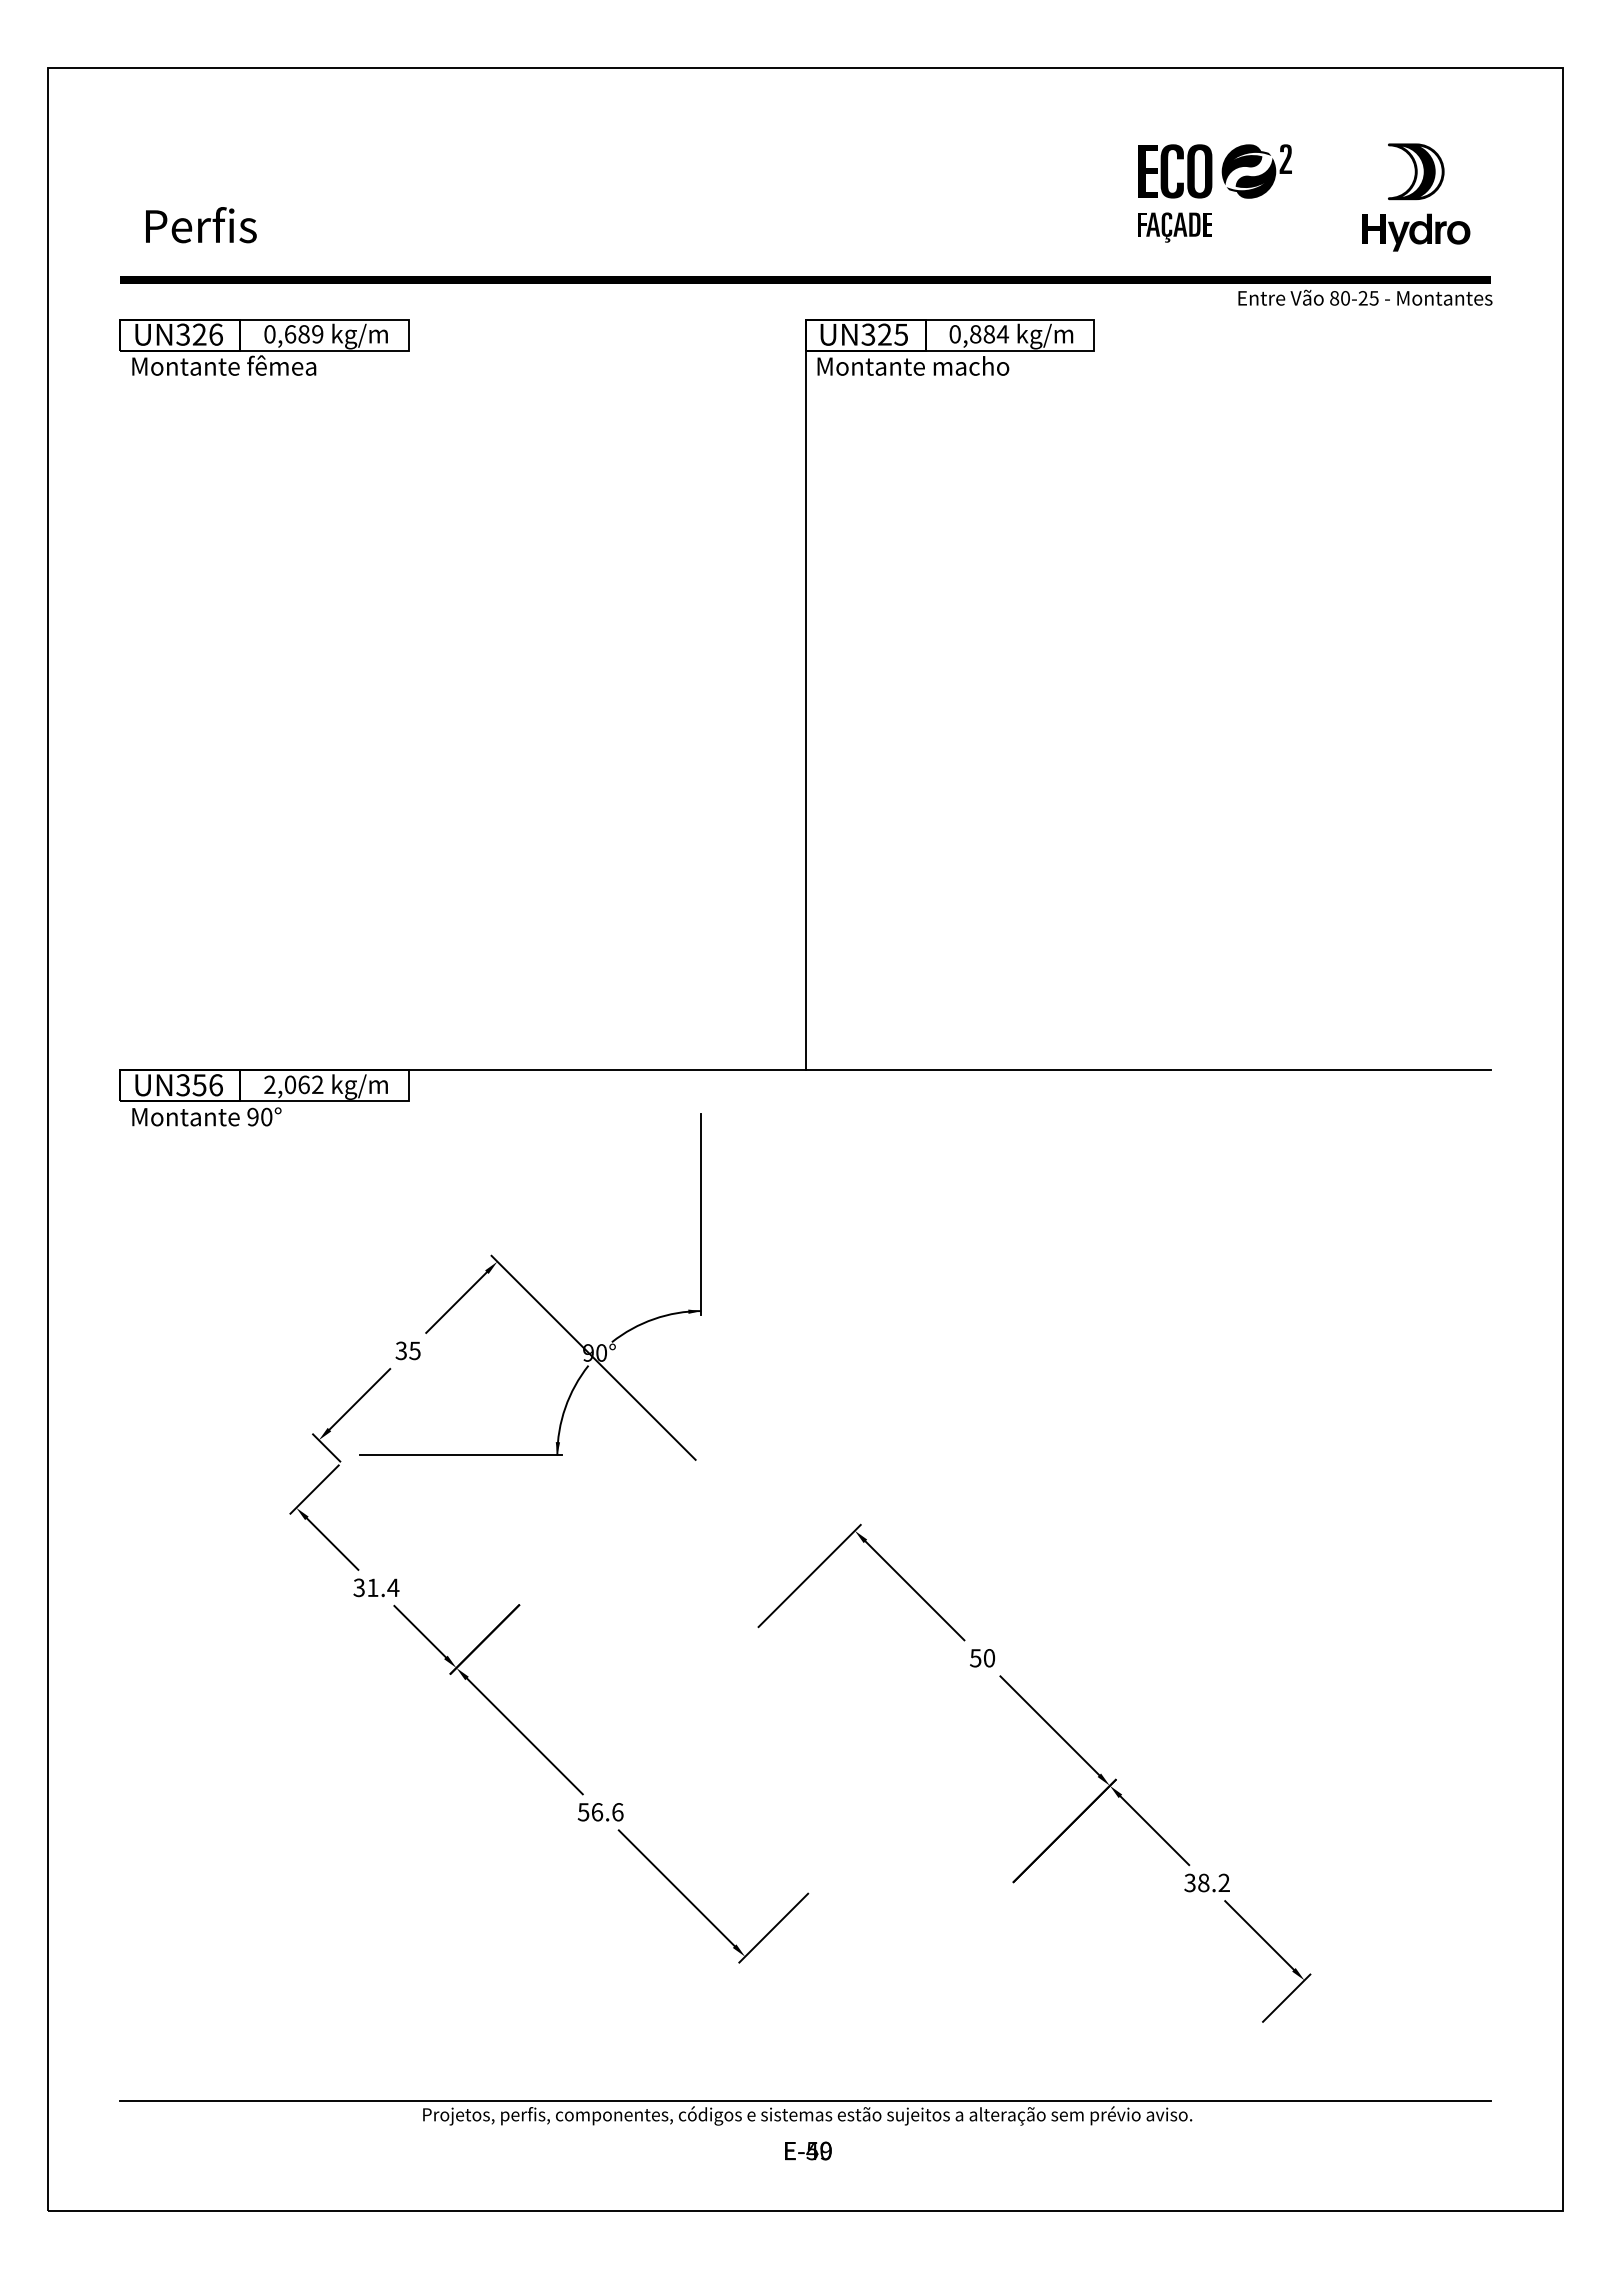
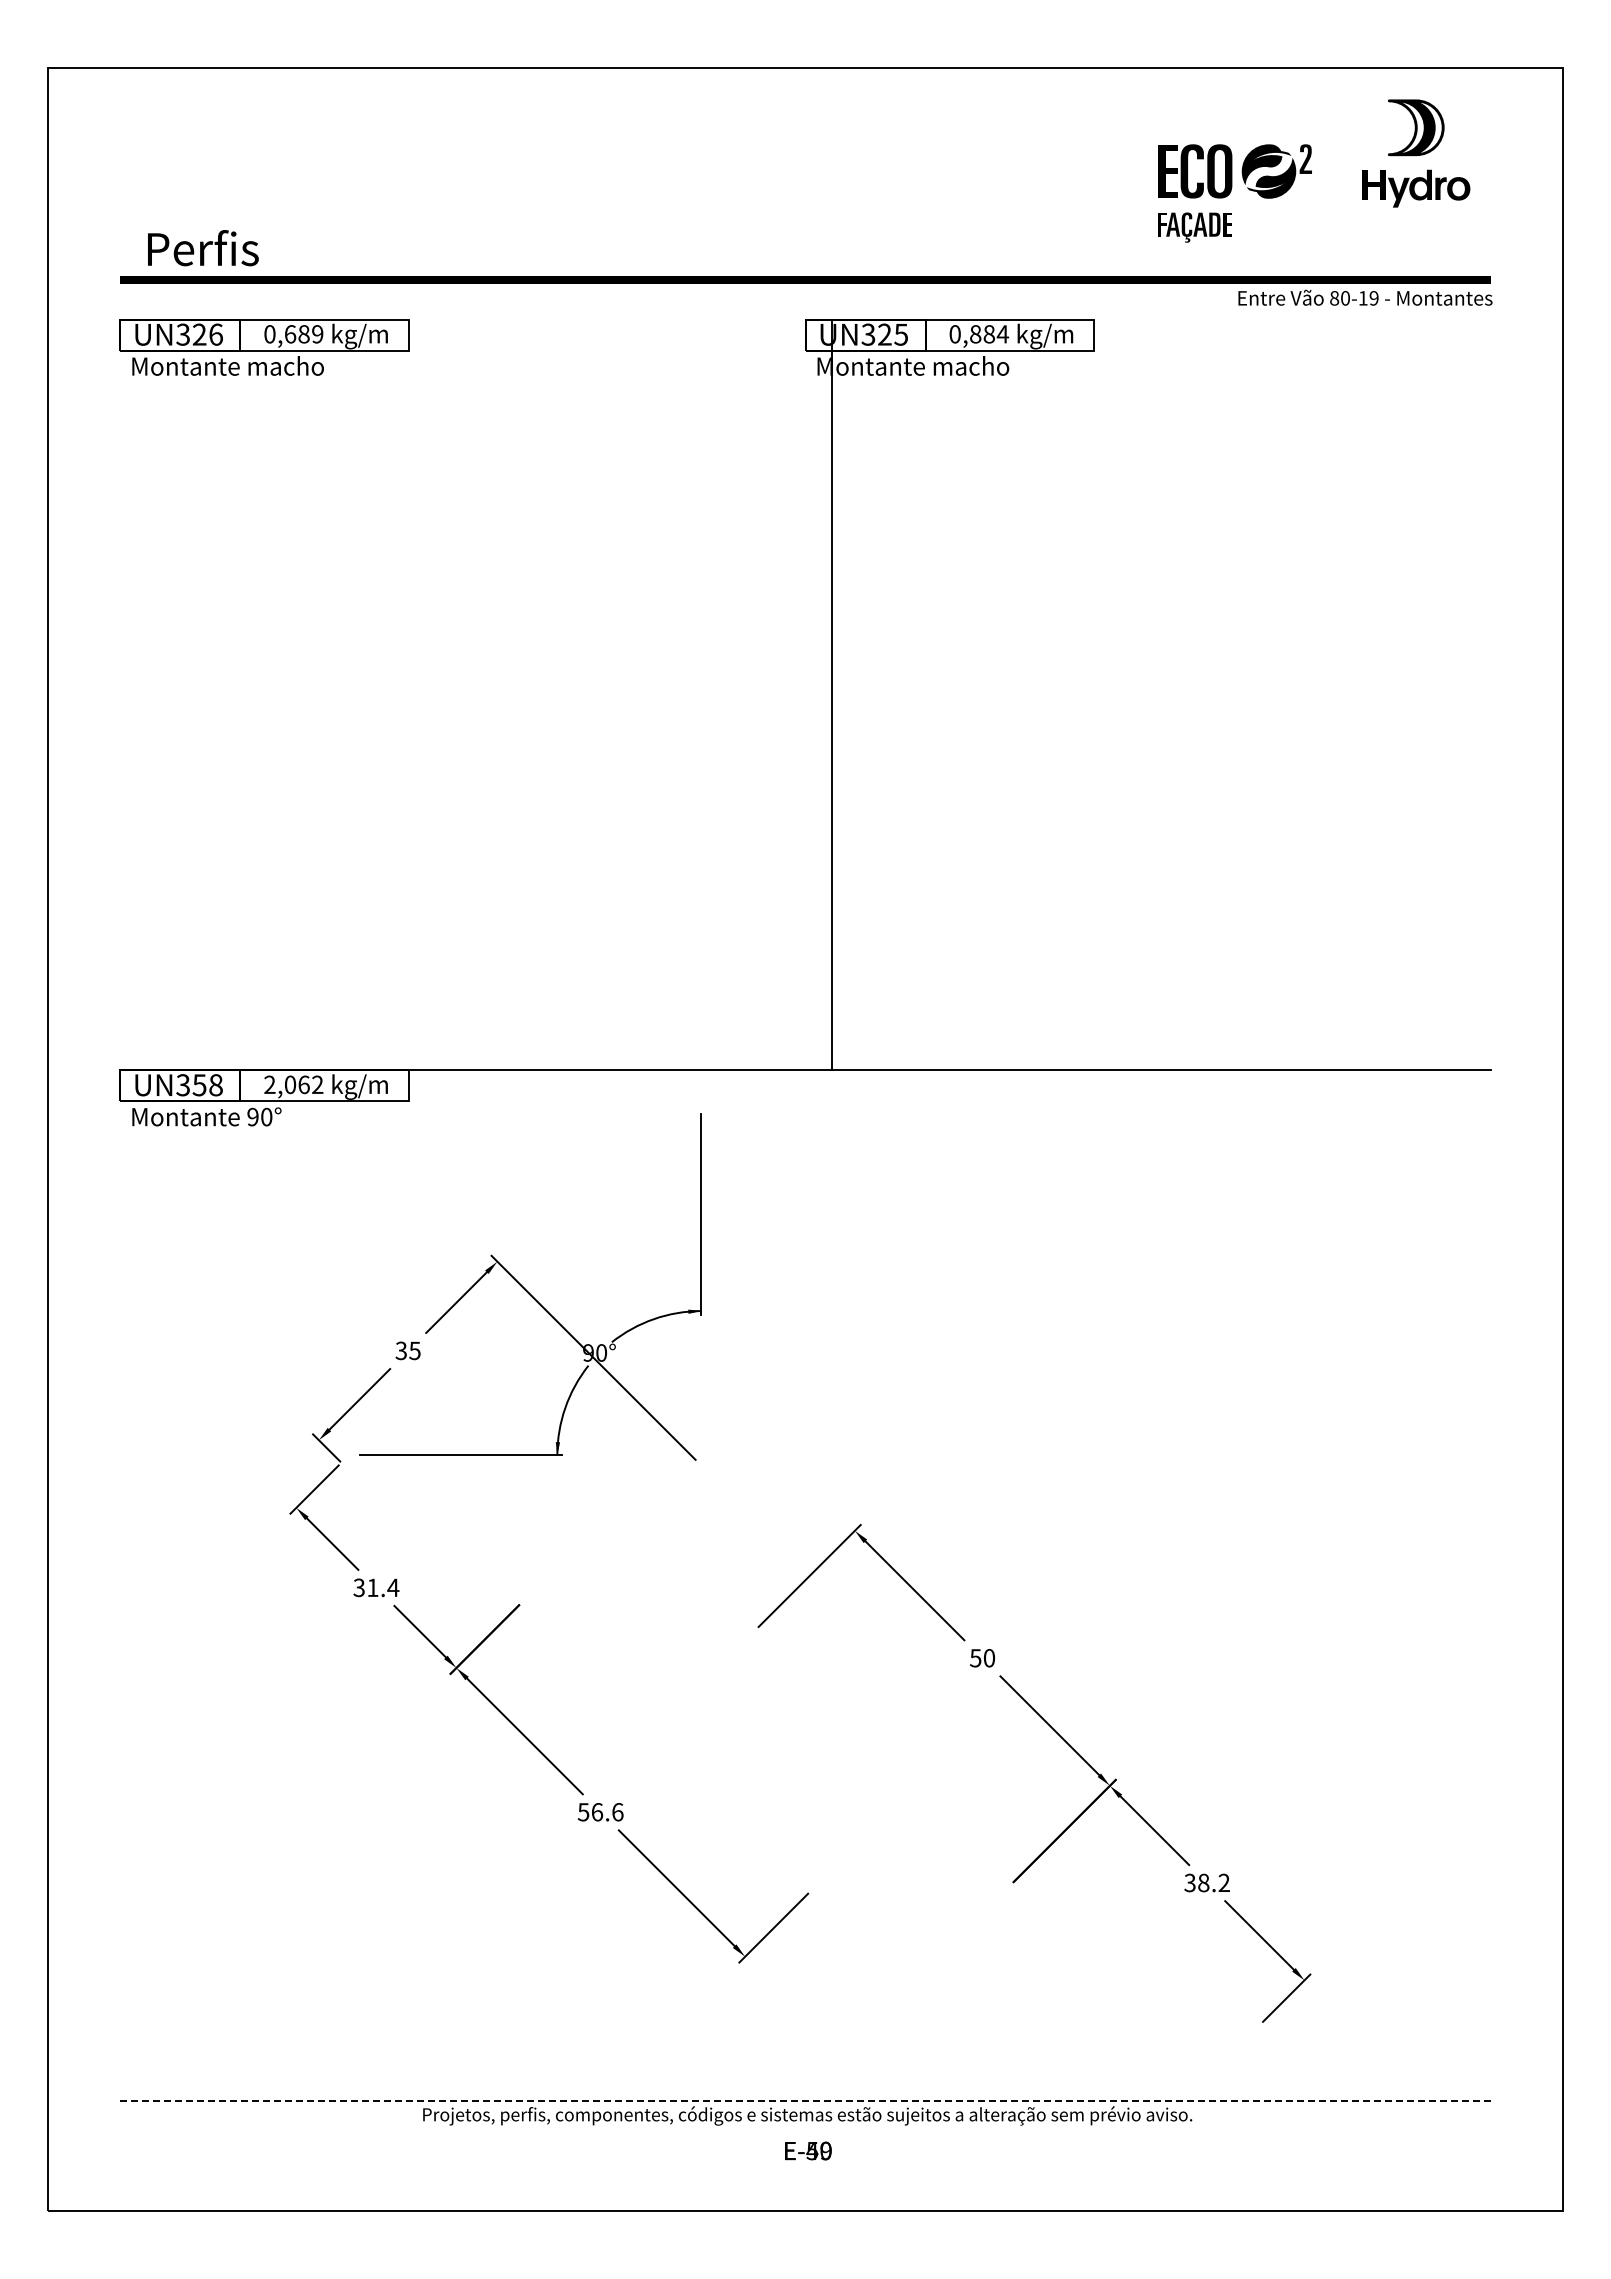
part position: (1214, 193) -> (1234, 193) (1234, 193)
part position: (1416, 197) -> (1416, 153) (1416, 153)
text position: (201, 225) -> (203, 248) (203, 248)
text: 80-25 -> 80-19 (1368, 298)
text: Montante fêmea -> Montante macho (285, 365)
line position: (805, 694) -> (831, 694) (831, 694)
text: UN356 -> UN358 (215, 1085)
line: solid -> dashed (805, 2100)
